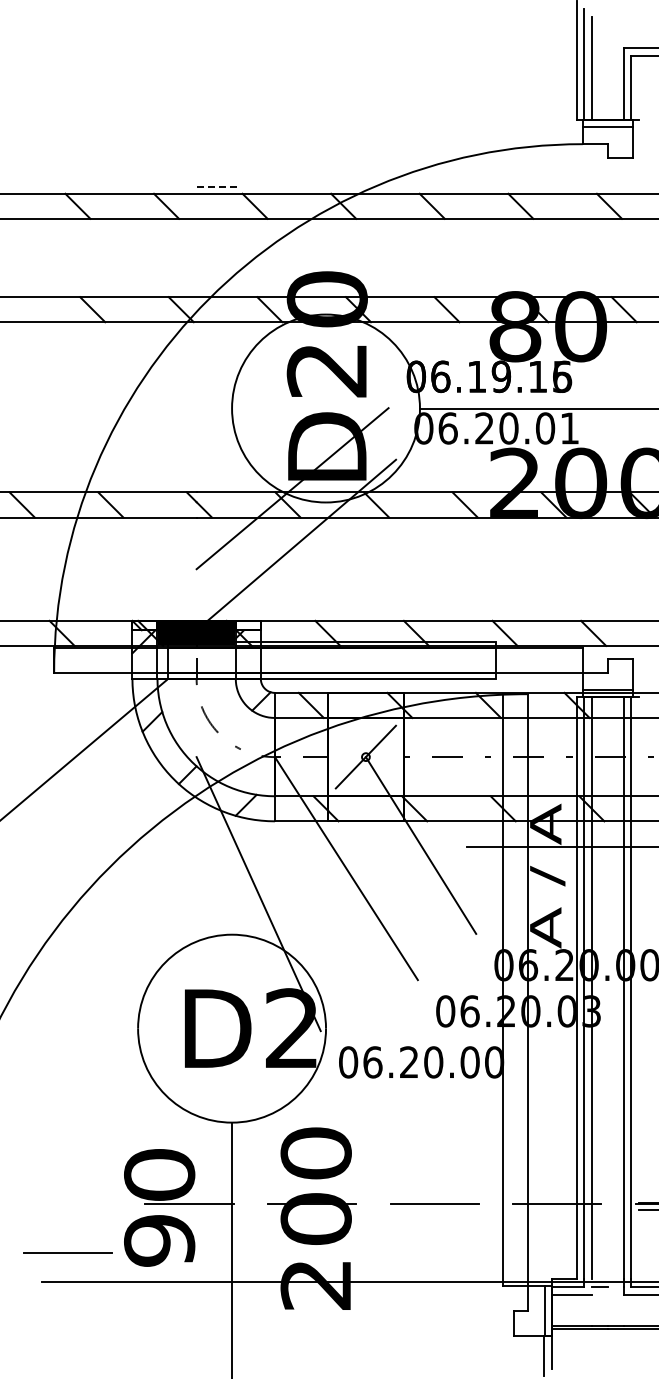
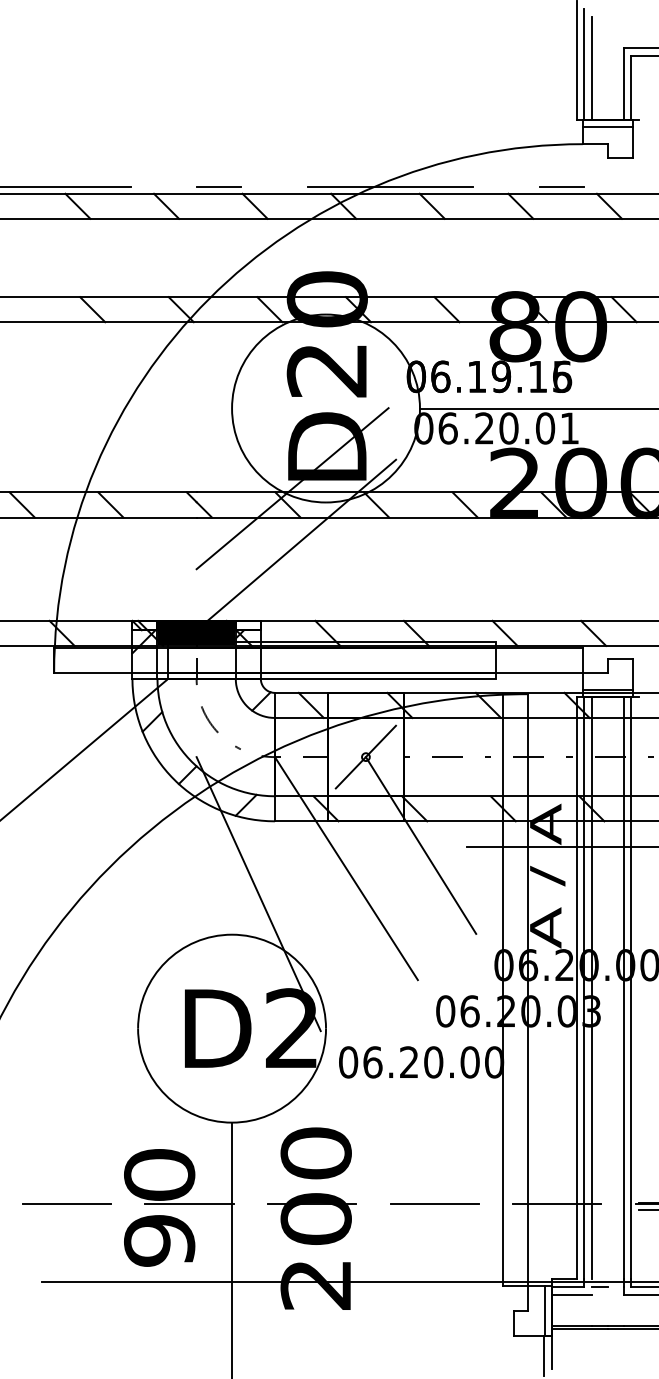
line: none -> present (66, 187)
line: dashed -> solid (219, 187)
line: none -> present (390, 187)
line: none -> present (561, 187)
line position: (67, 1252) -> (66, 1203) (66, 1203)
